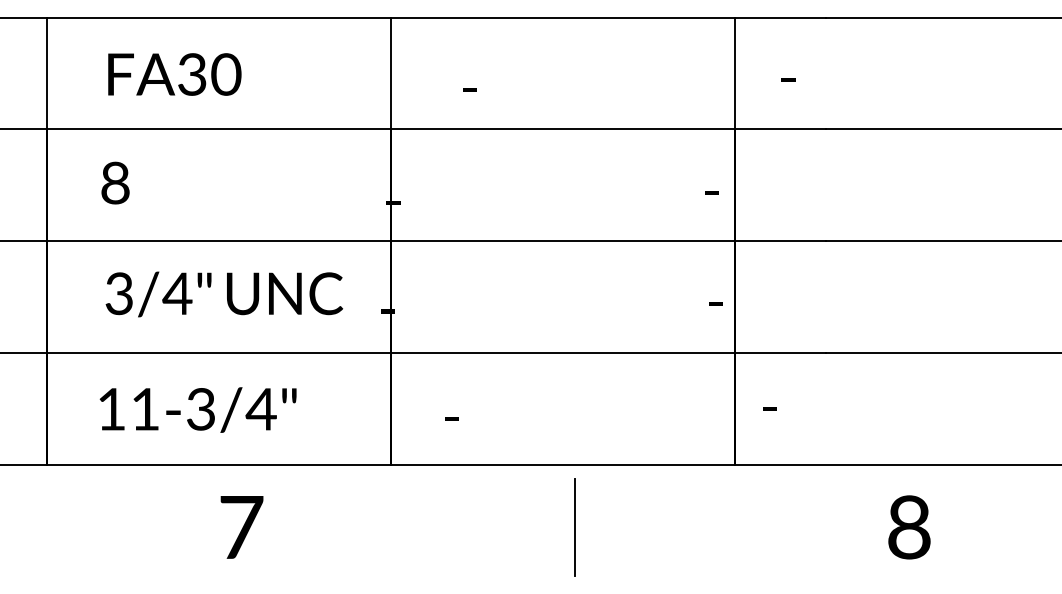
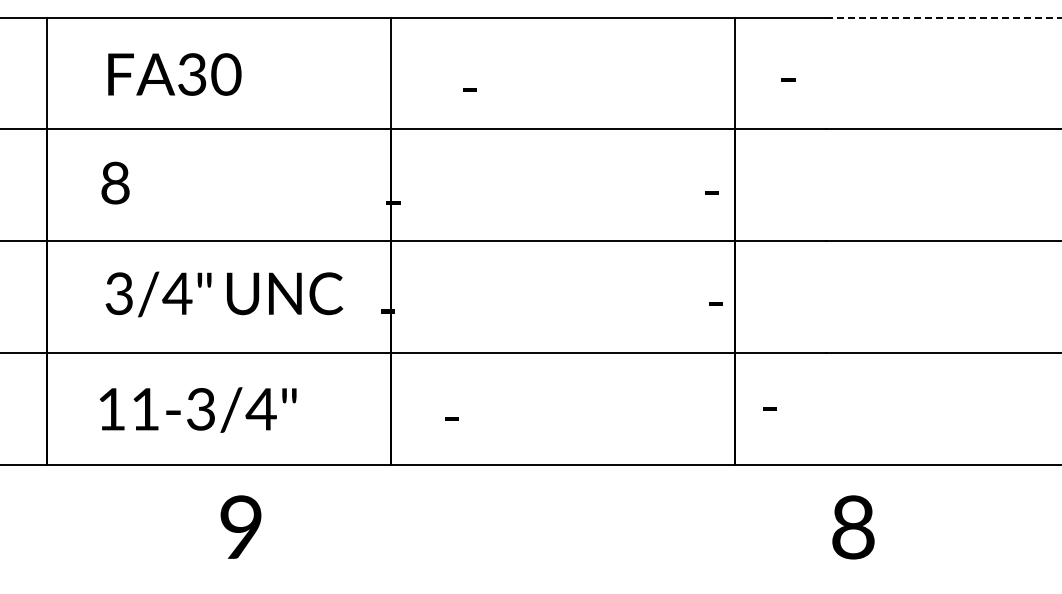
line: solid -> dashed (944, 17)
text: 7 -> 9 (241, 526)
line: present -> none (574, 527)
text position: (909, 527) -> (853, 527) (853, 527)
